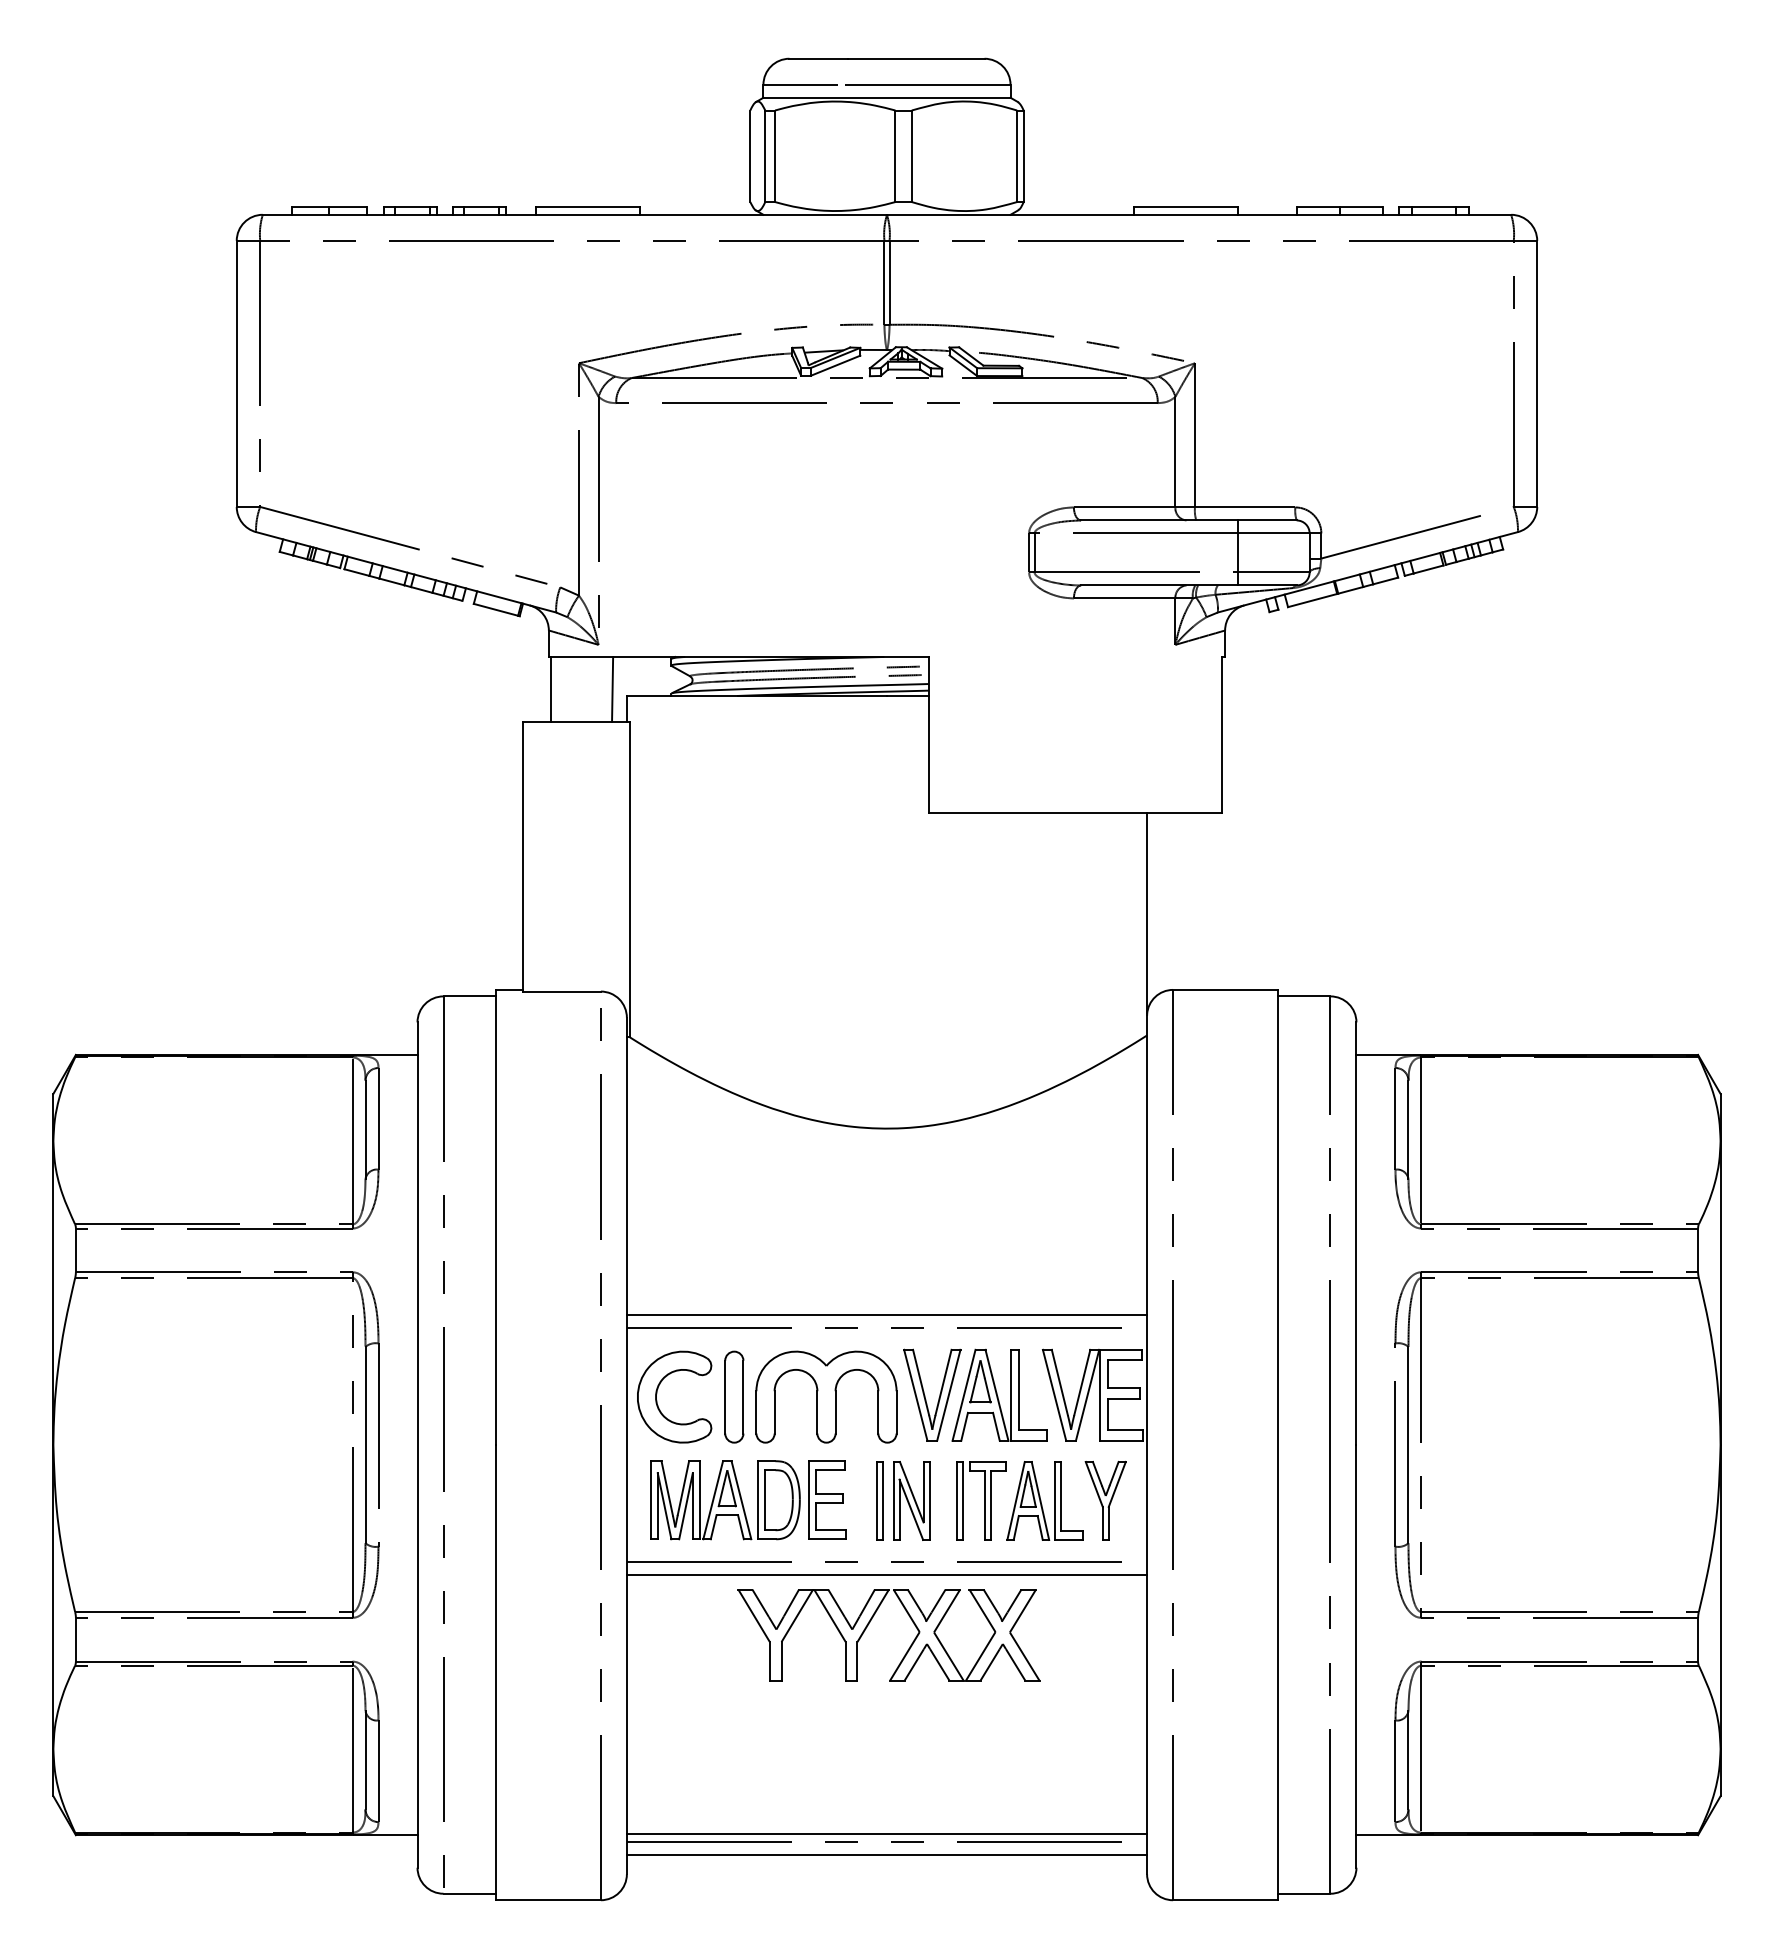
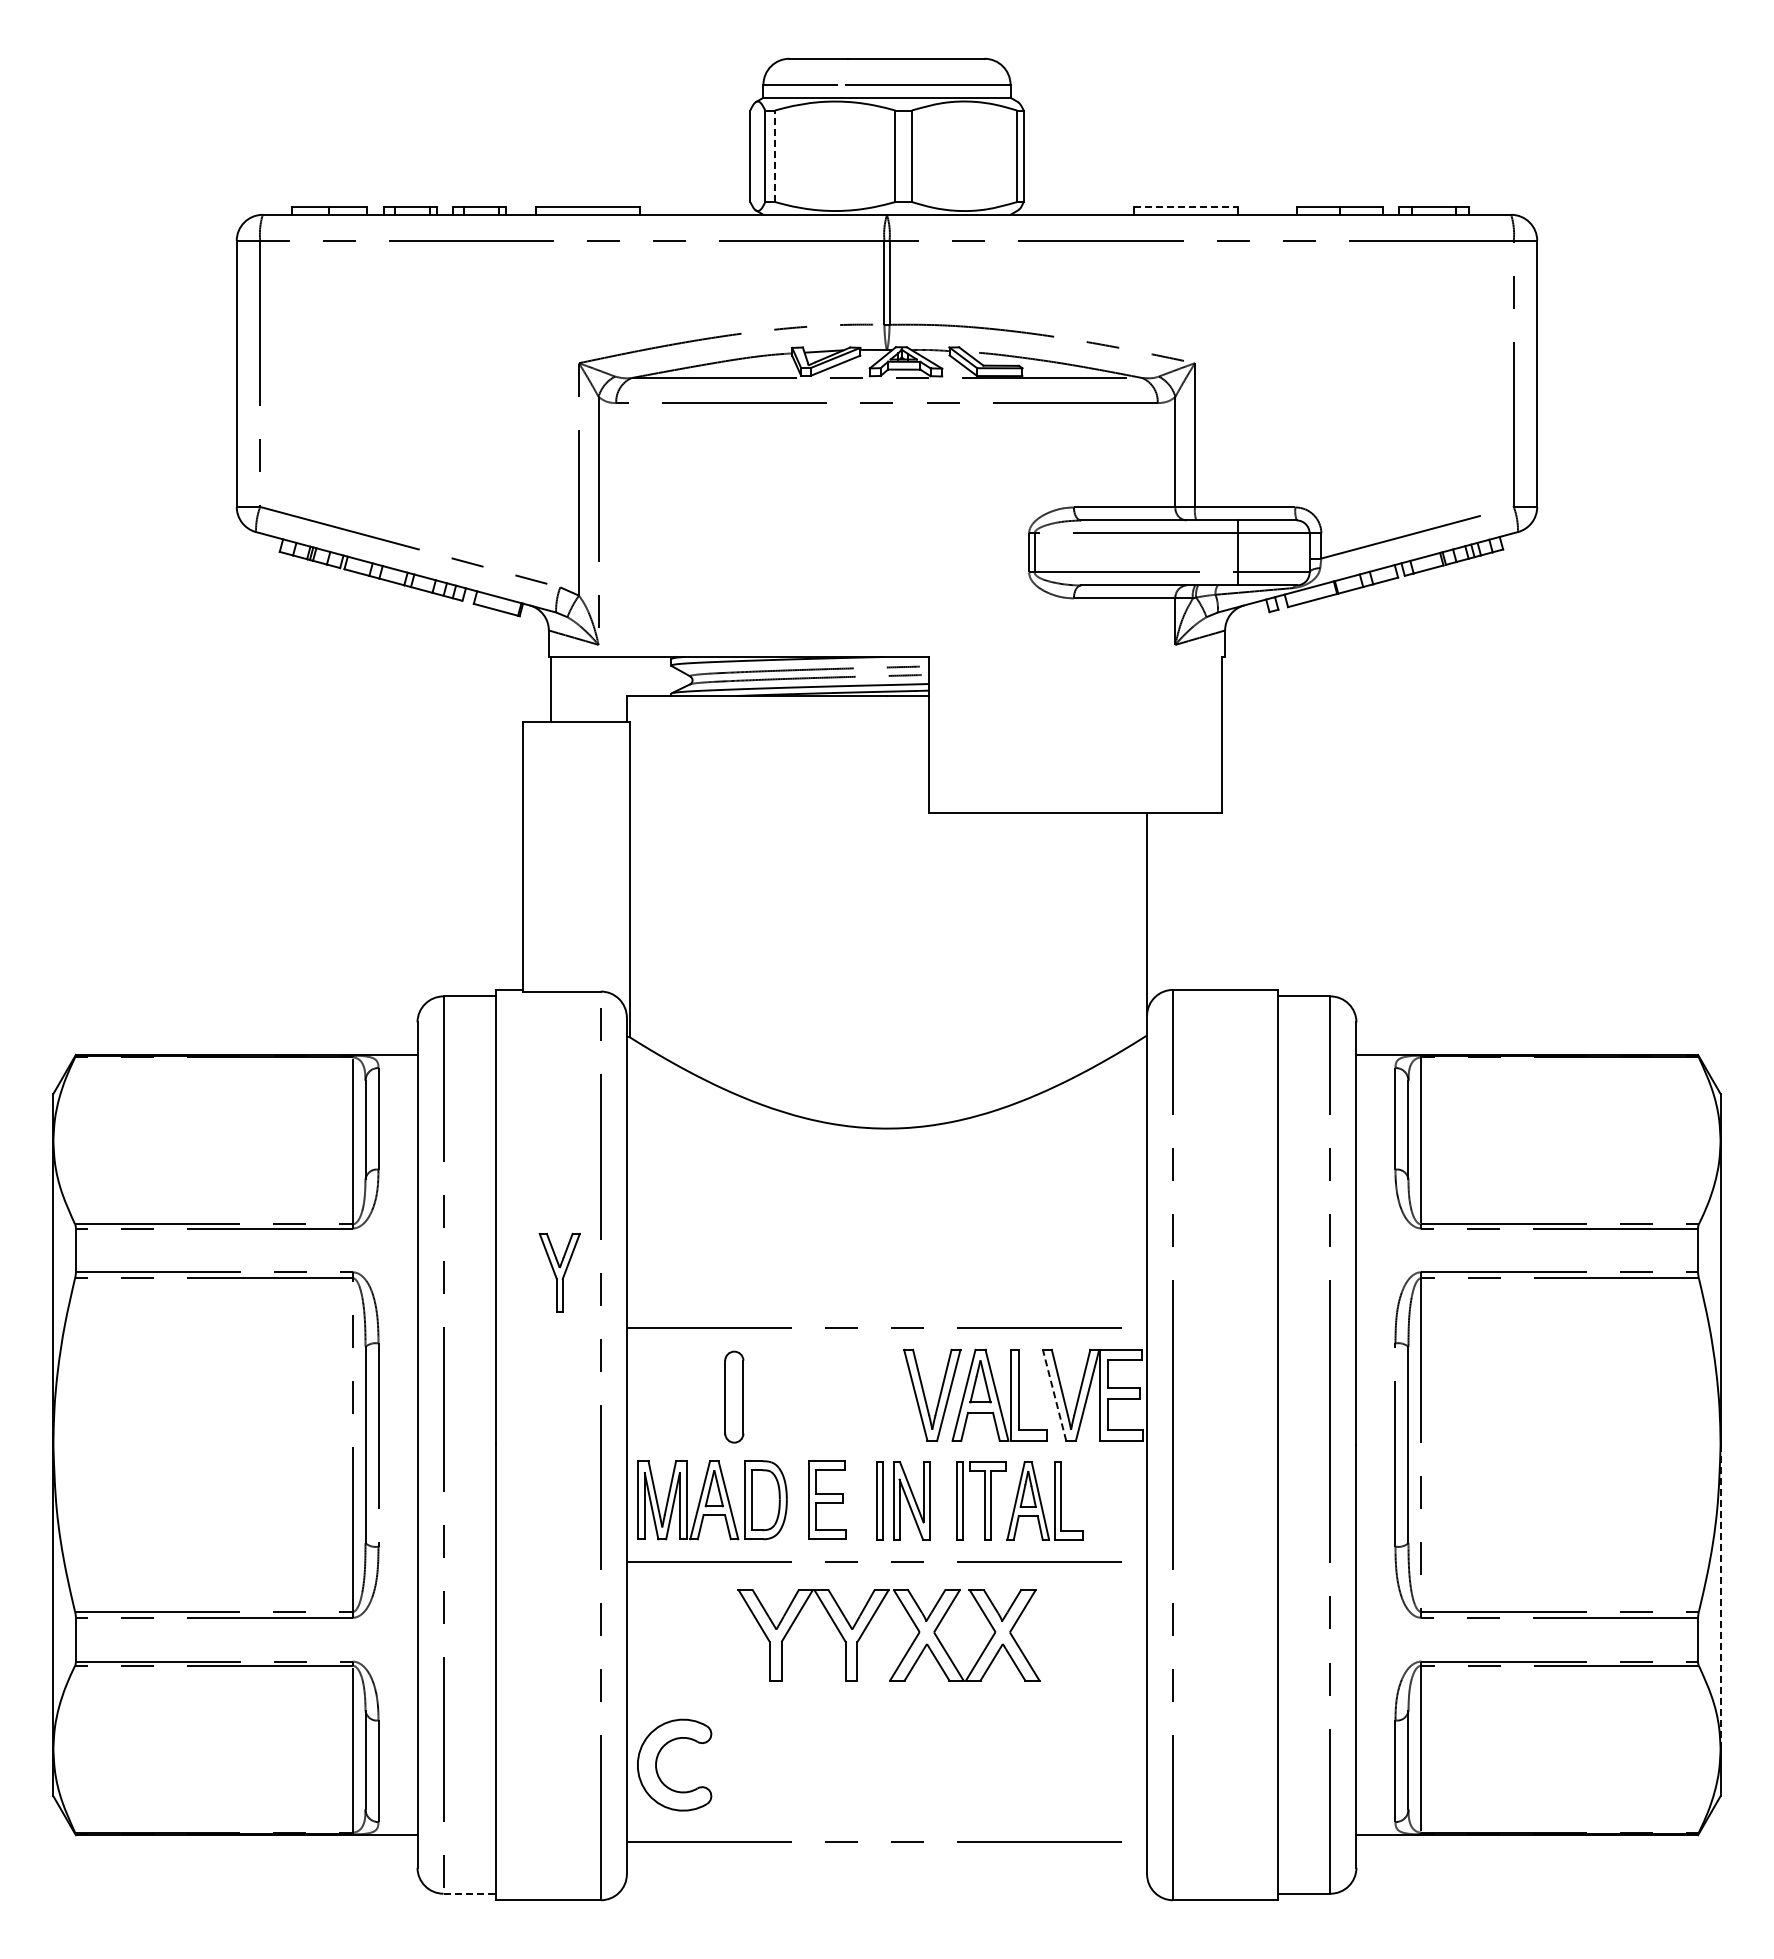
line: solid -> dashed (775, 156)
line: solid -> dashed (1186, 207)
line: present -> none (612, 689)
line: present -> none (886, 1315)
part position: (657, 1393) -> (657, 1761) (657, 1761)
line: solid -> dashed (1054, 1395)
part: present -> none (826, 1396)
part position: (725, 1500) -> (712, 1500) (712, 1500)
part position: (1105, 1500) -> (559, 1272) (559, 1272)
line: present -> none (886, 1575)
line: solid -> dashed (1720, 1596)
line: present -> none (886, 1833)
line: present -> none (886, 1854)
line: solid -> dashed (470, 1893)
